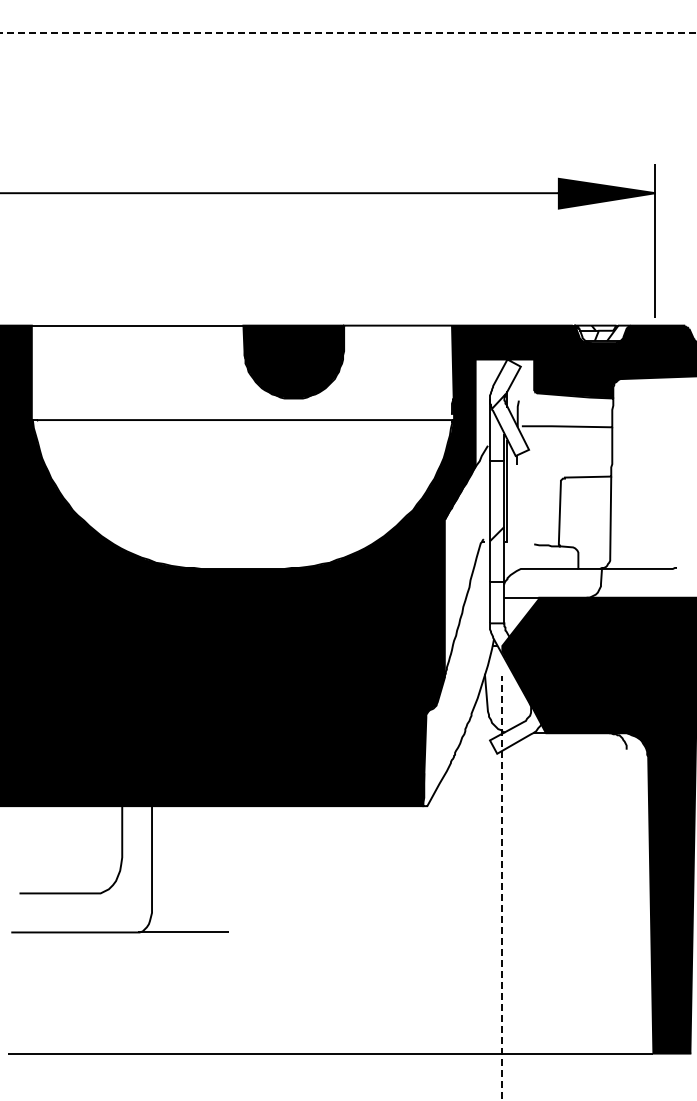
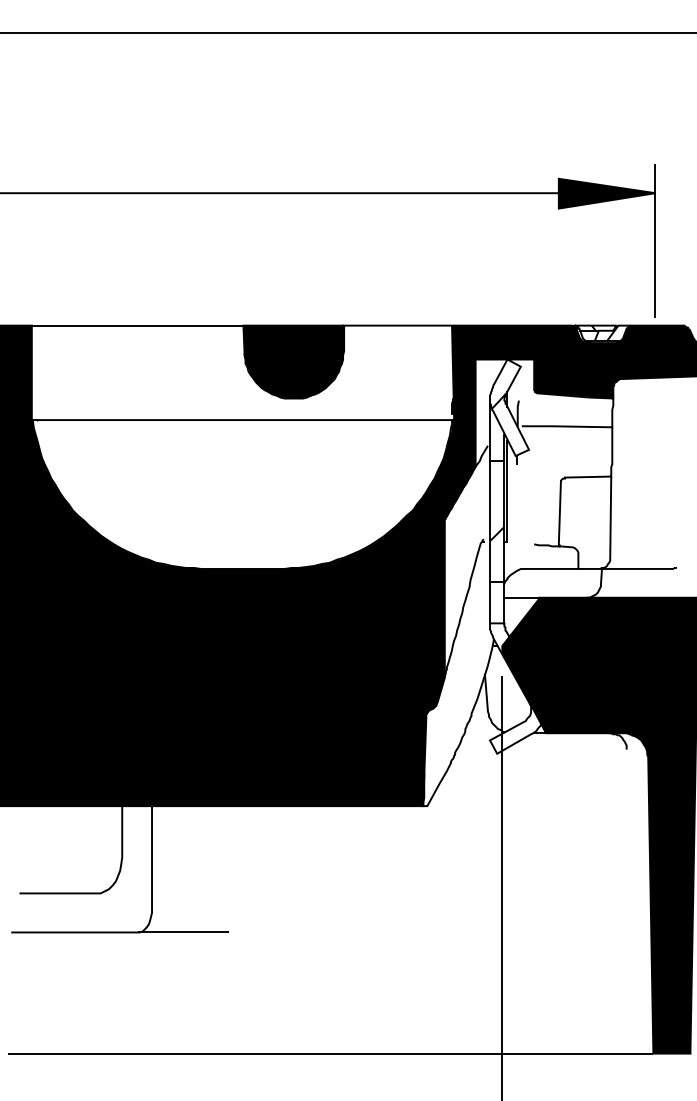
line: dashed -> solid (348, 33)
line: dashed -> solid (502, 887)
